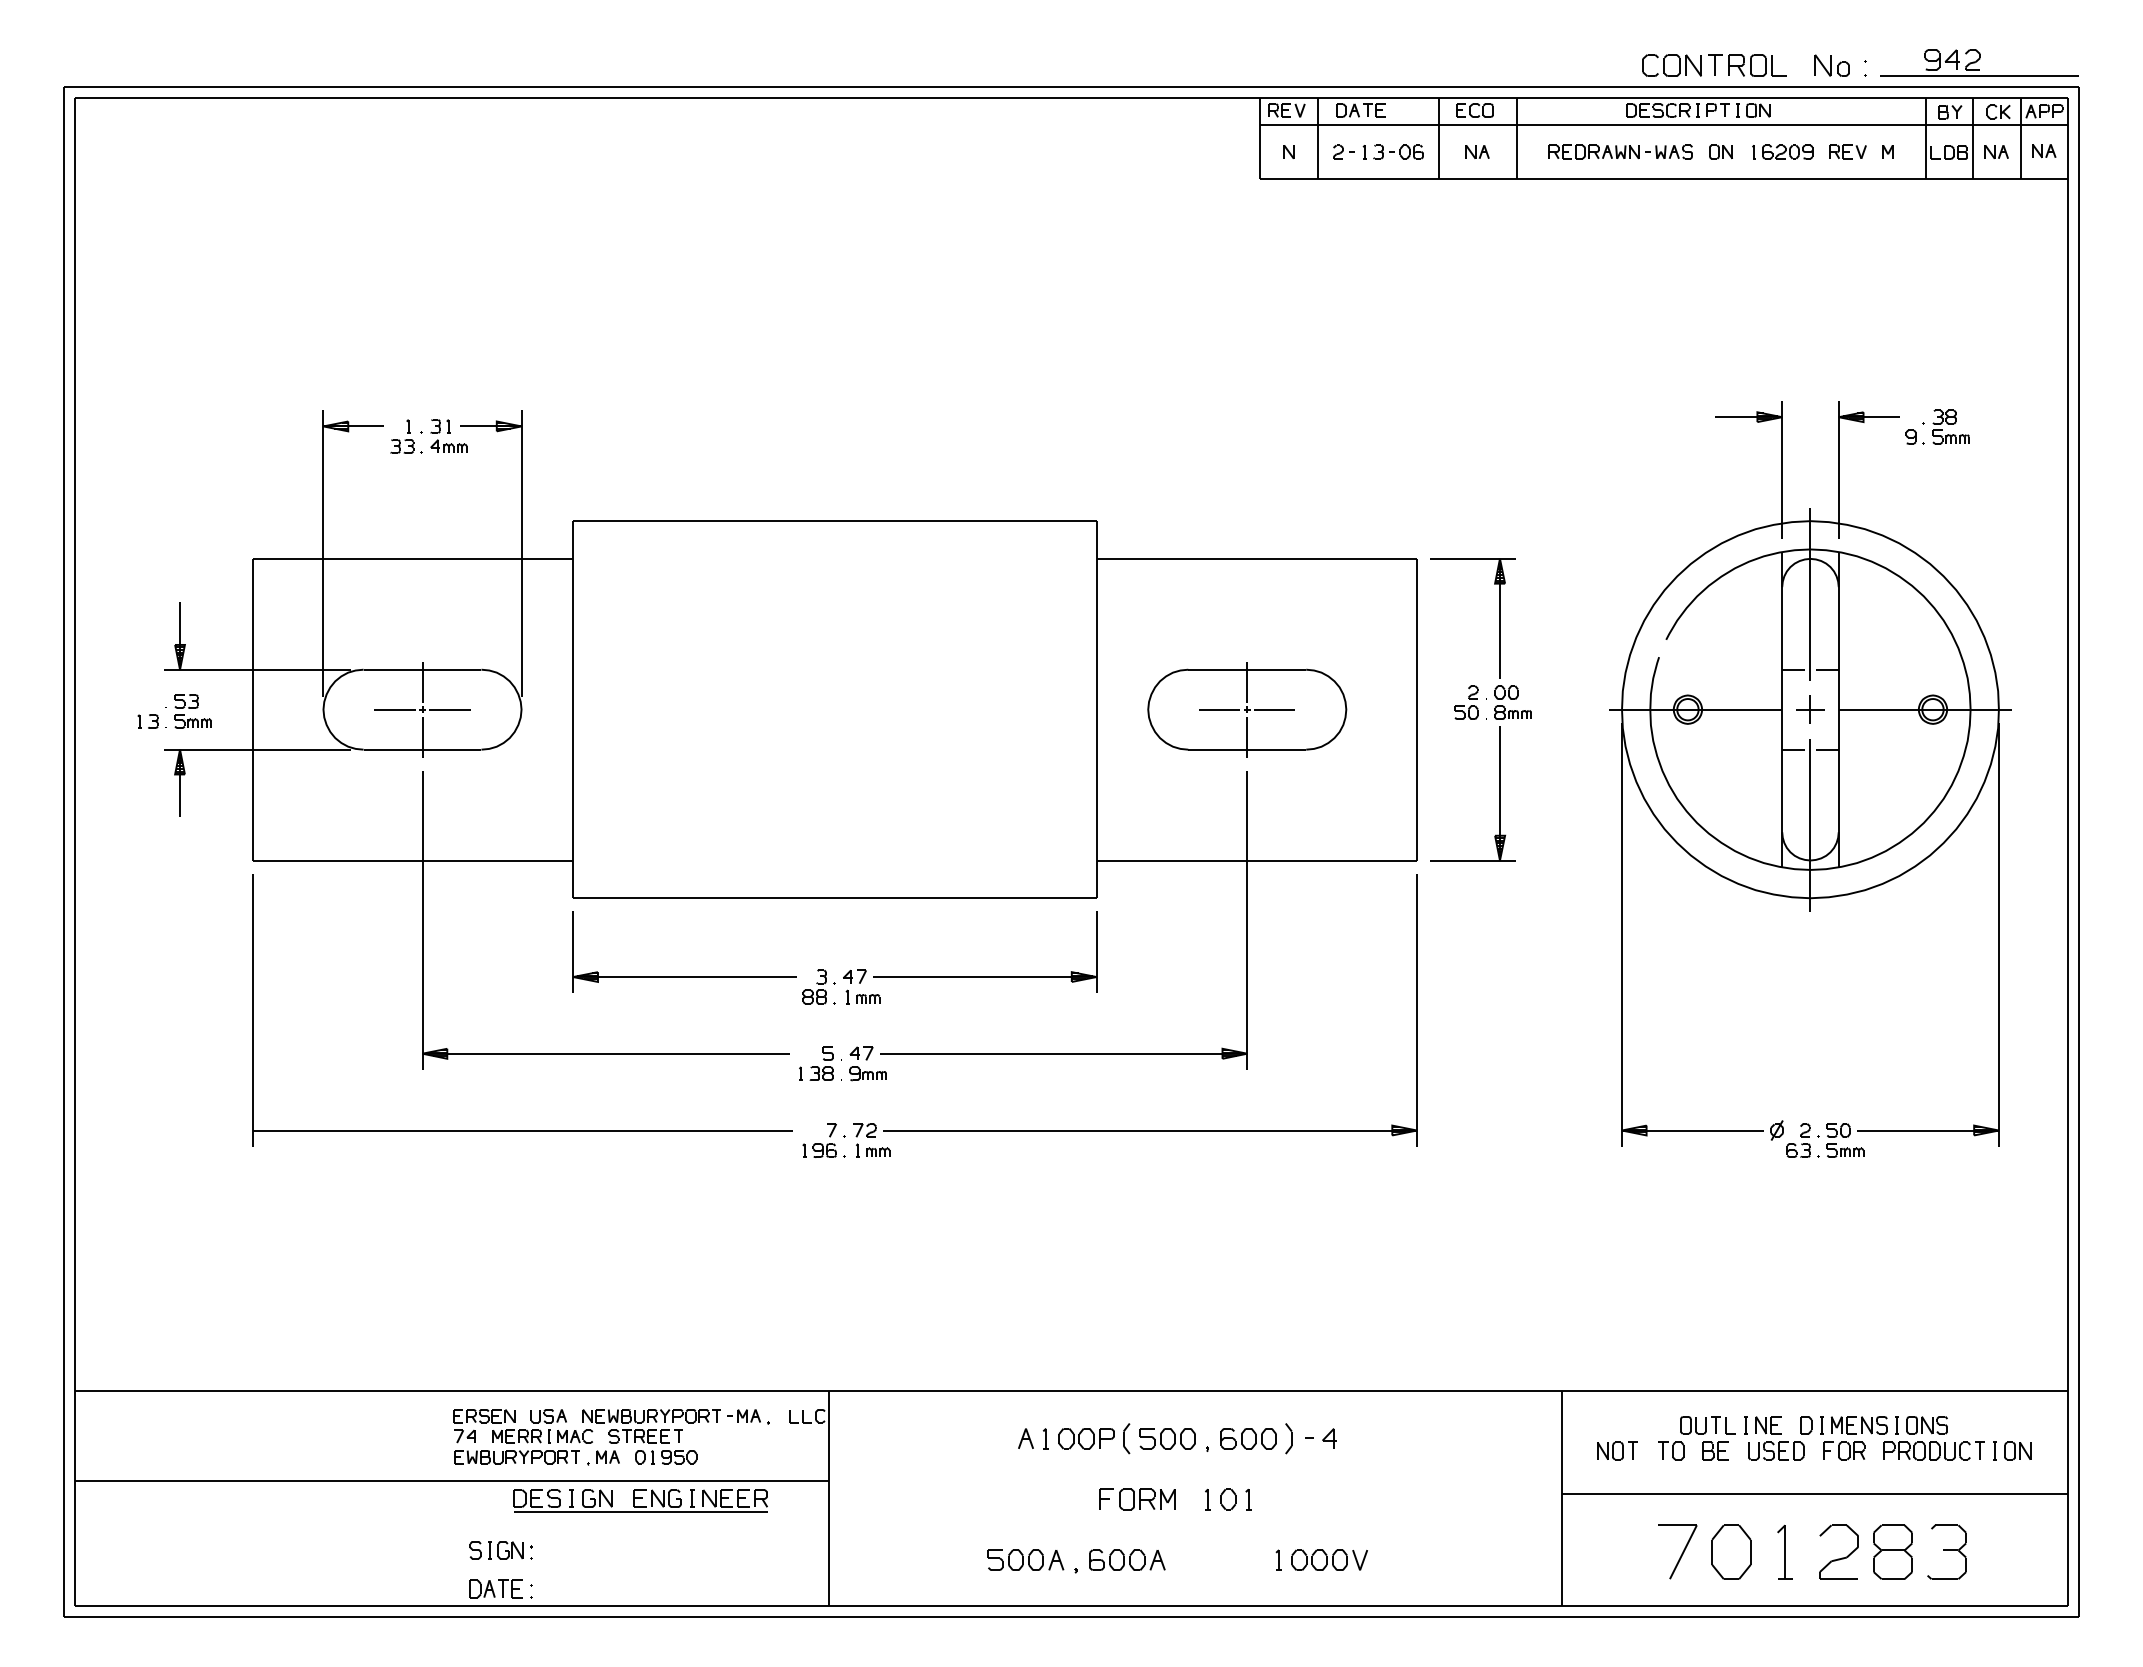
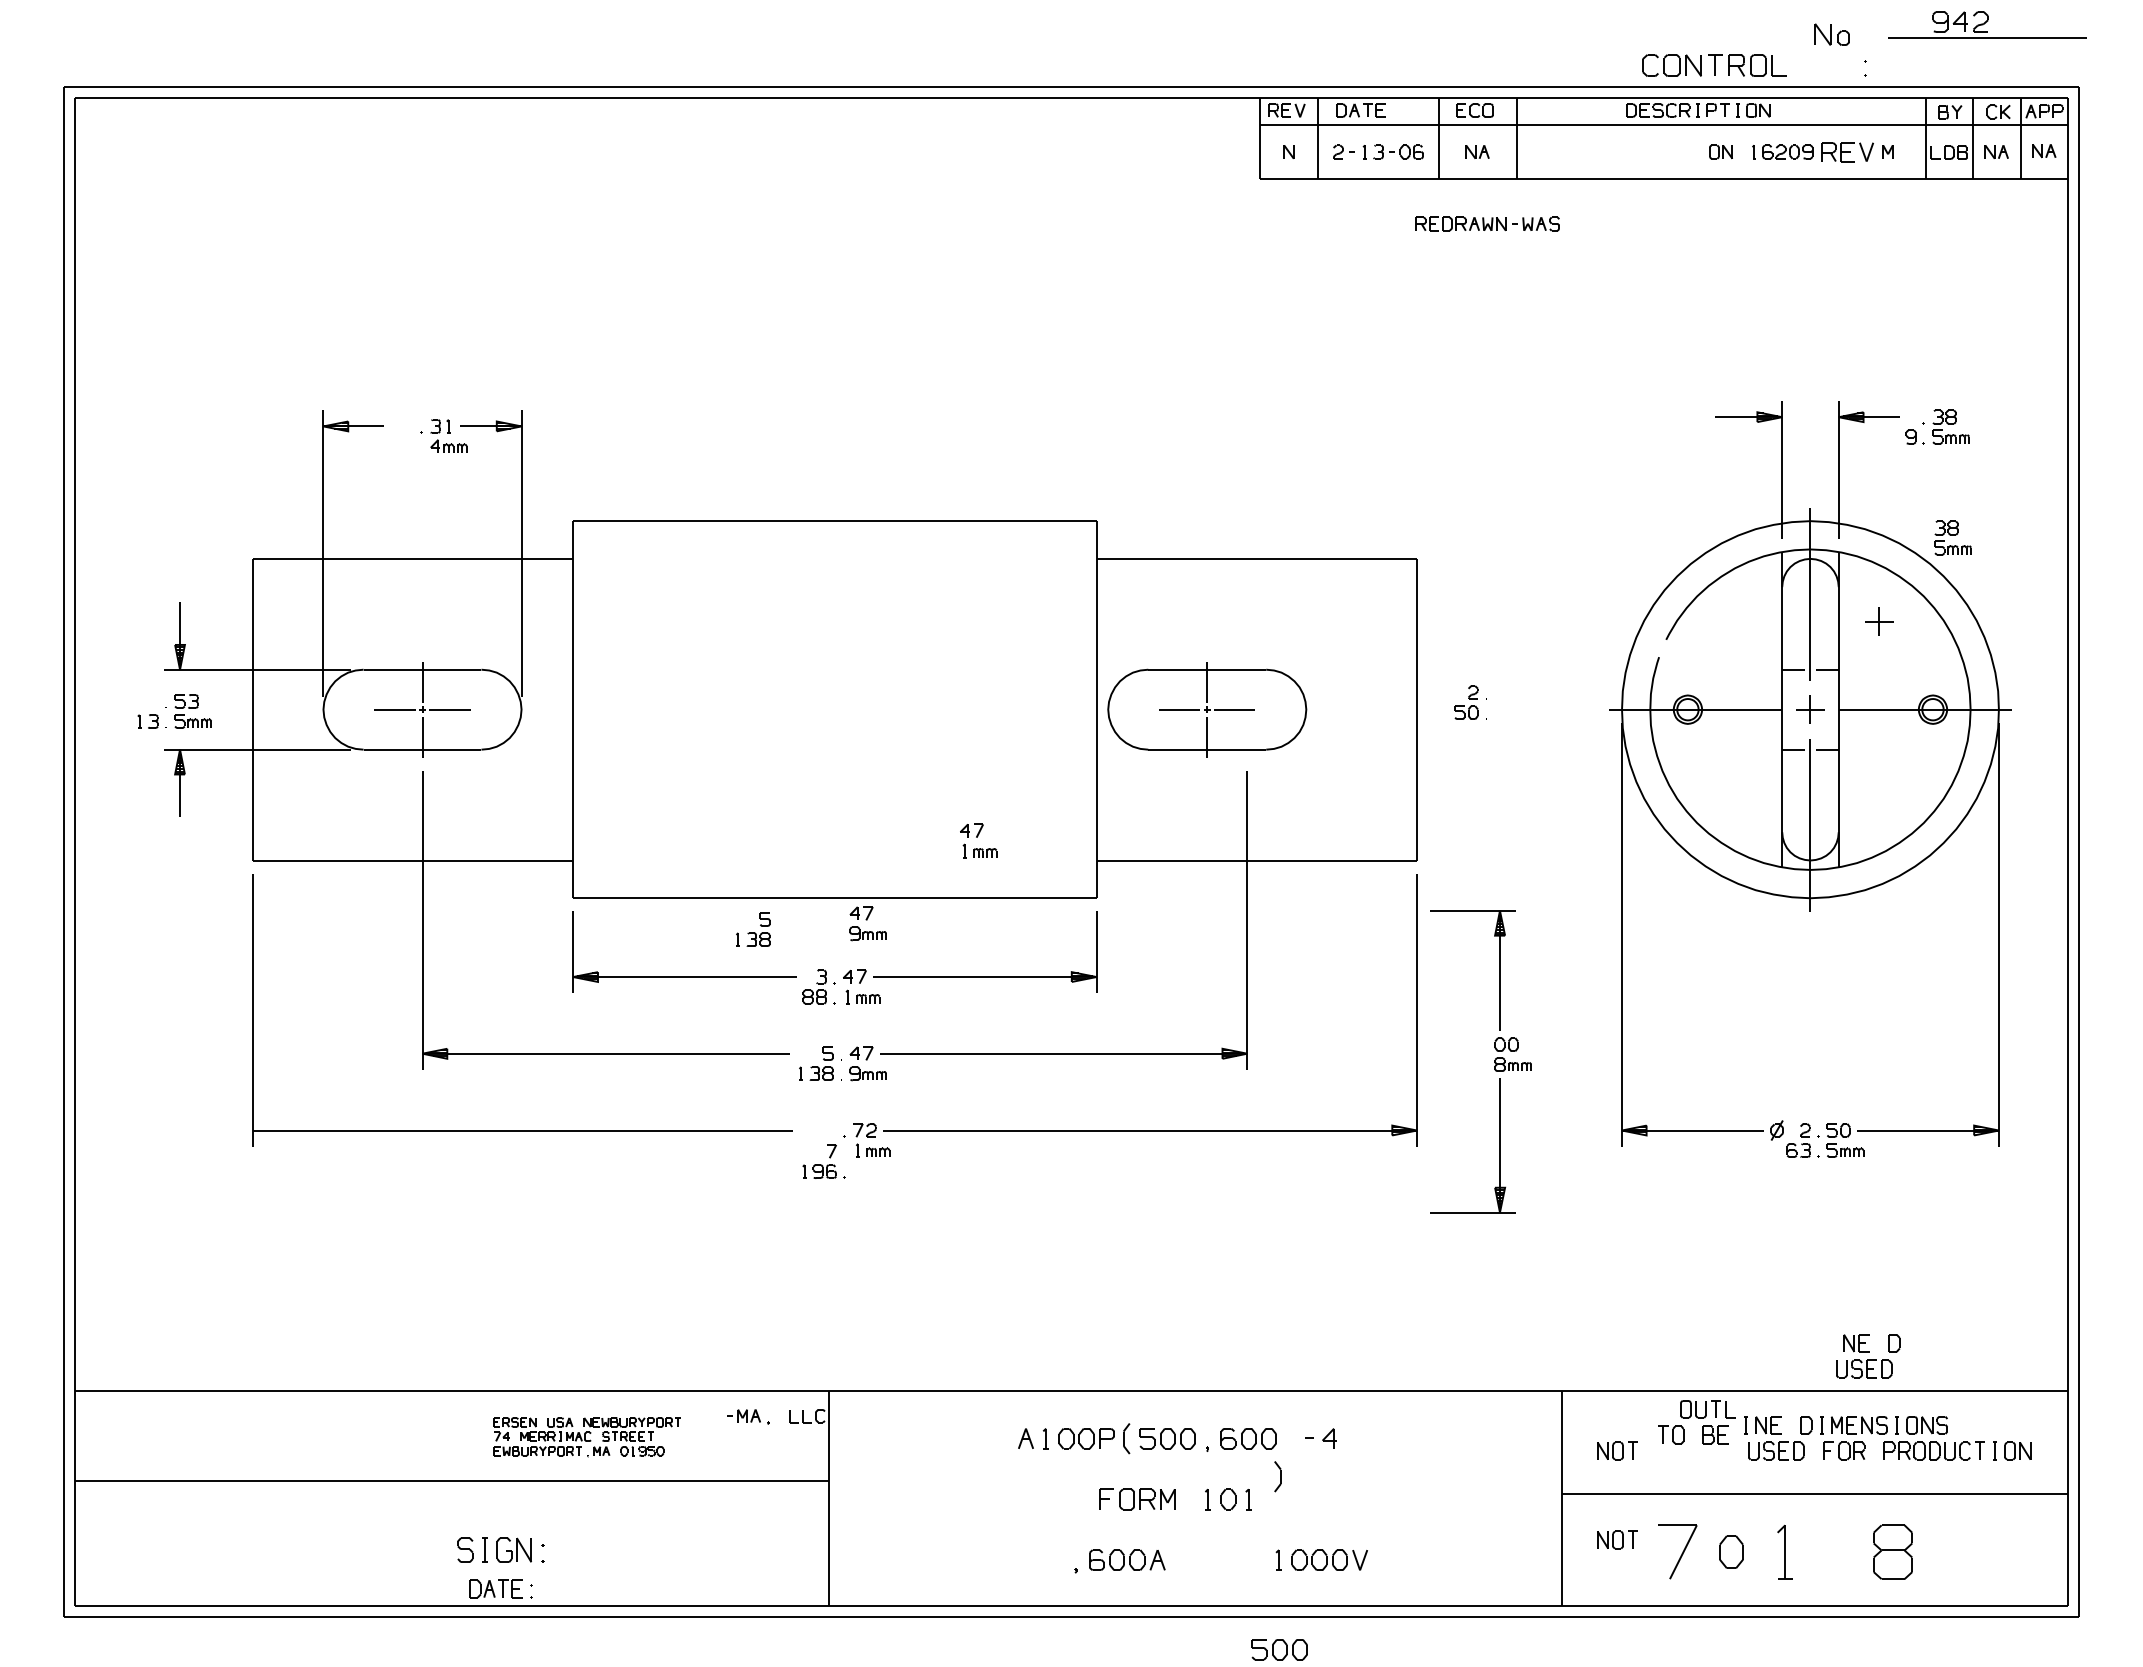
part position: (1979, 62) -> (1987, 24) (1987, 24)
part position: (1831, 65) -> (1831, 34) (1831, 34)
part position: (1620, 151) -> (1487, 223) (1487, 223)
part size: 38x16 px -> 53x21 px (1847, 152)
part: present -> none (406, 436)
part: none -> present (1952, 537)
part: none -> present (1879, 621)
part position: (1247, 709) -> (1207, 709) (1207, 709)
part position: (1494, 709) -> (1494, 1061) (1494, 1061)
part: none -> present (978, 840)
part: none -> present (867, 923)
part: none -> present (753, 929)
part position: (823, 1140) -> (823, 1161) (823, 1161)
part: none -> present (1868, 1356)
part size: 268x57 px -> 188x41 px (586, 1437)
part position: (1288, 1438) -> (1277, 1476) (1277, 1476)
part position: (1696, 1438) -> (1696, 1422) (1696, 1422)
part: present -> none (640, 1500)
part: none -> present (1617, 1539)
part size: 64x19 px -> 88x26 px (500, 1549)
part size: 41x56 px -> 25x34 px (1731, 1551)
part: present -> none (1946, 1551)
part: present -> none (1841, 1557)
part: present -> none (1025, 1559)
part: none -> present (1279, 1649)
